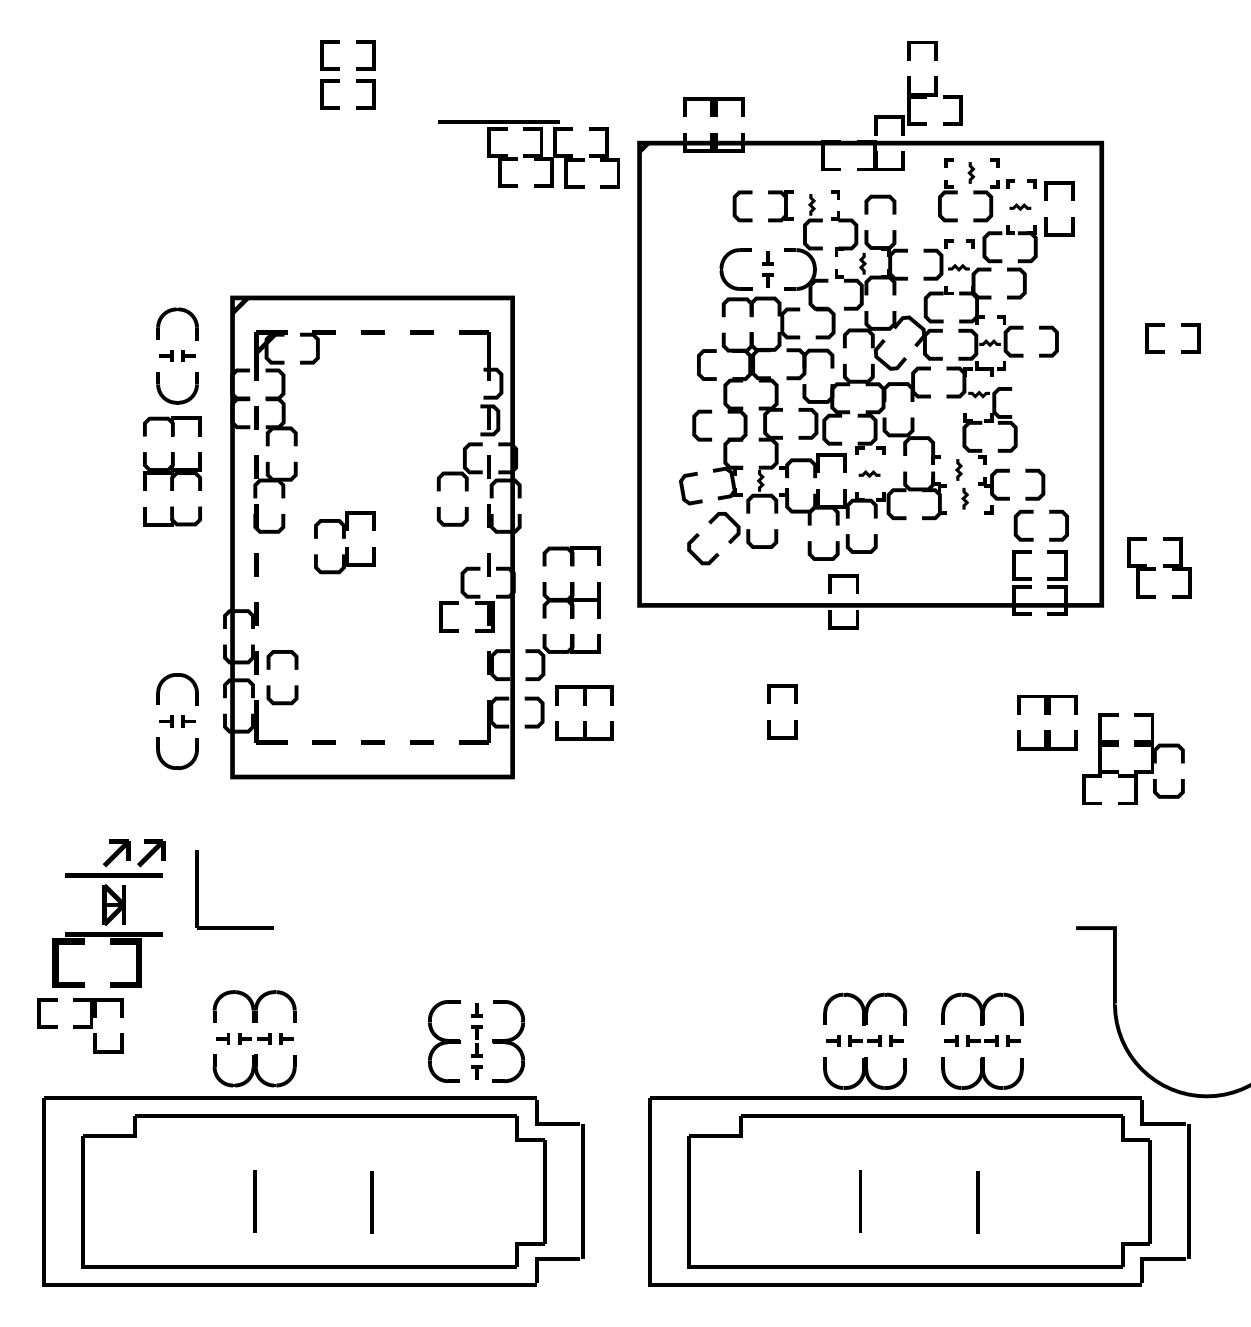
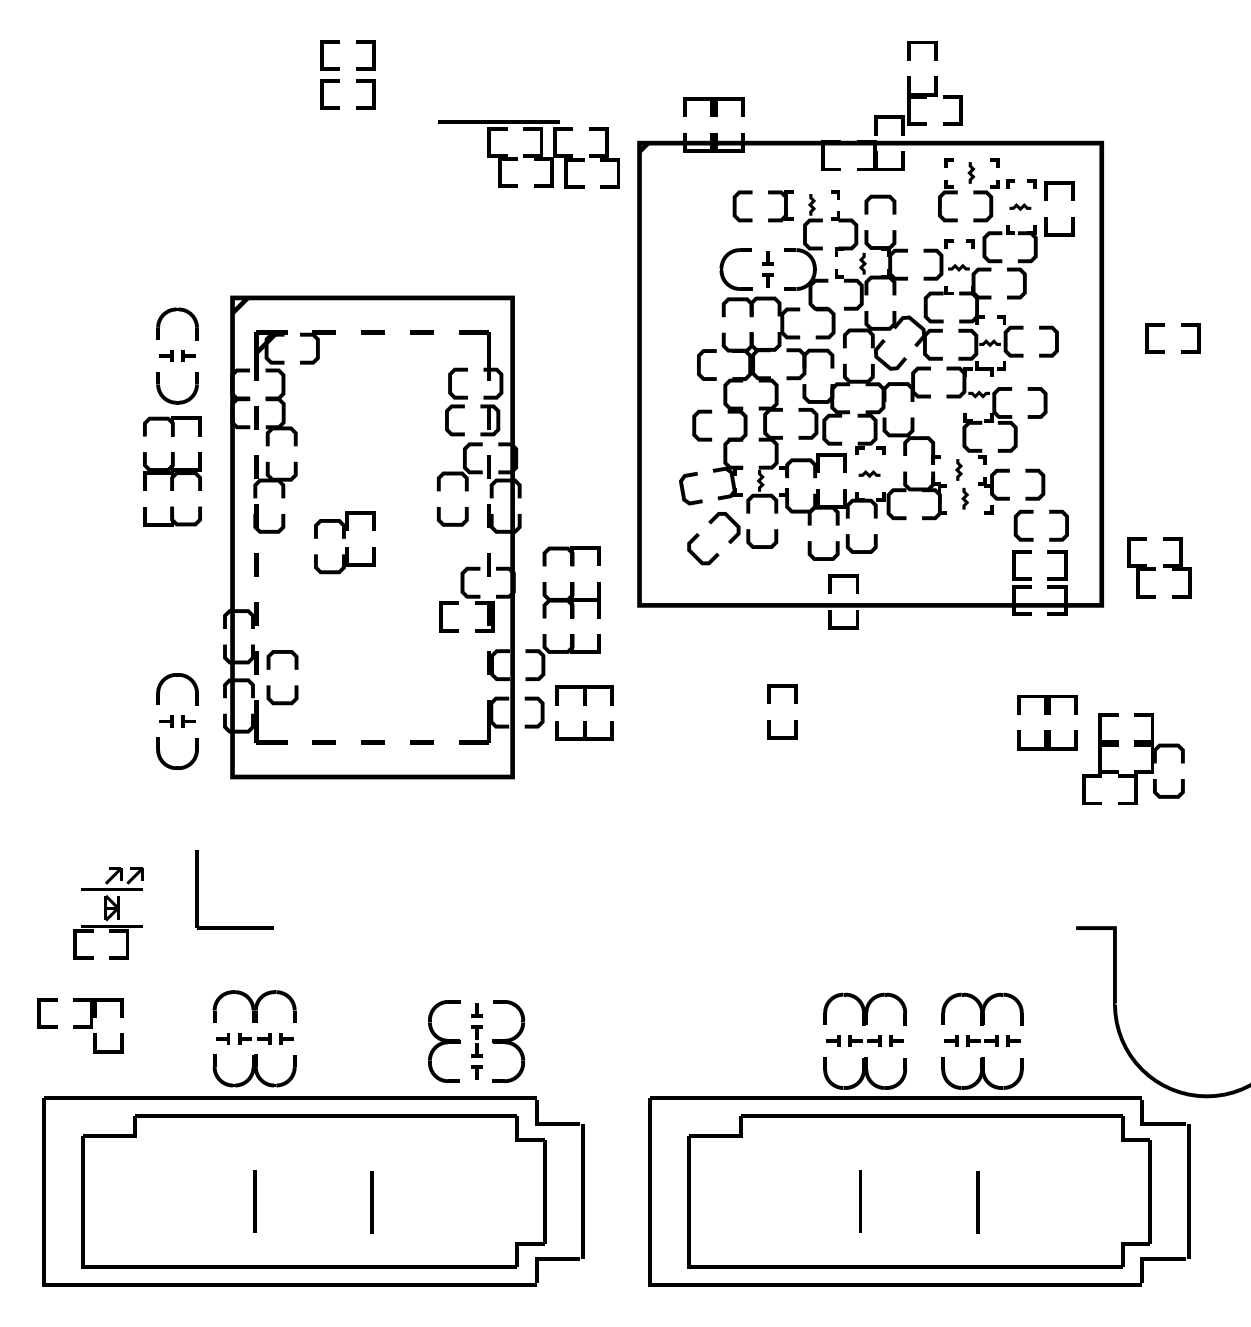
part: none -> present (456, 401)
curve: none -> present (1043, 402)
part size: 114x149 px -> 71x93 px (108, 913)
